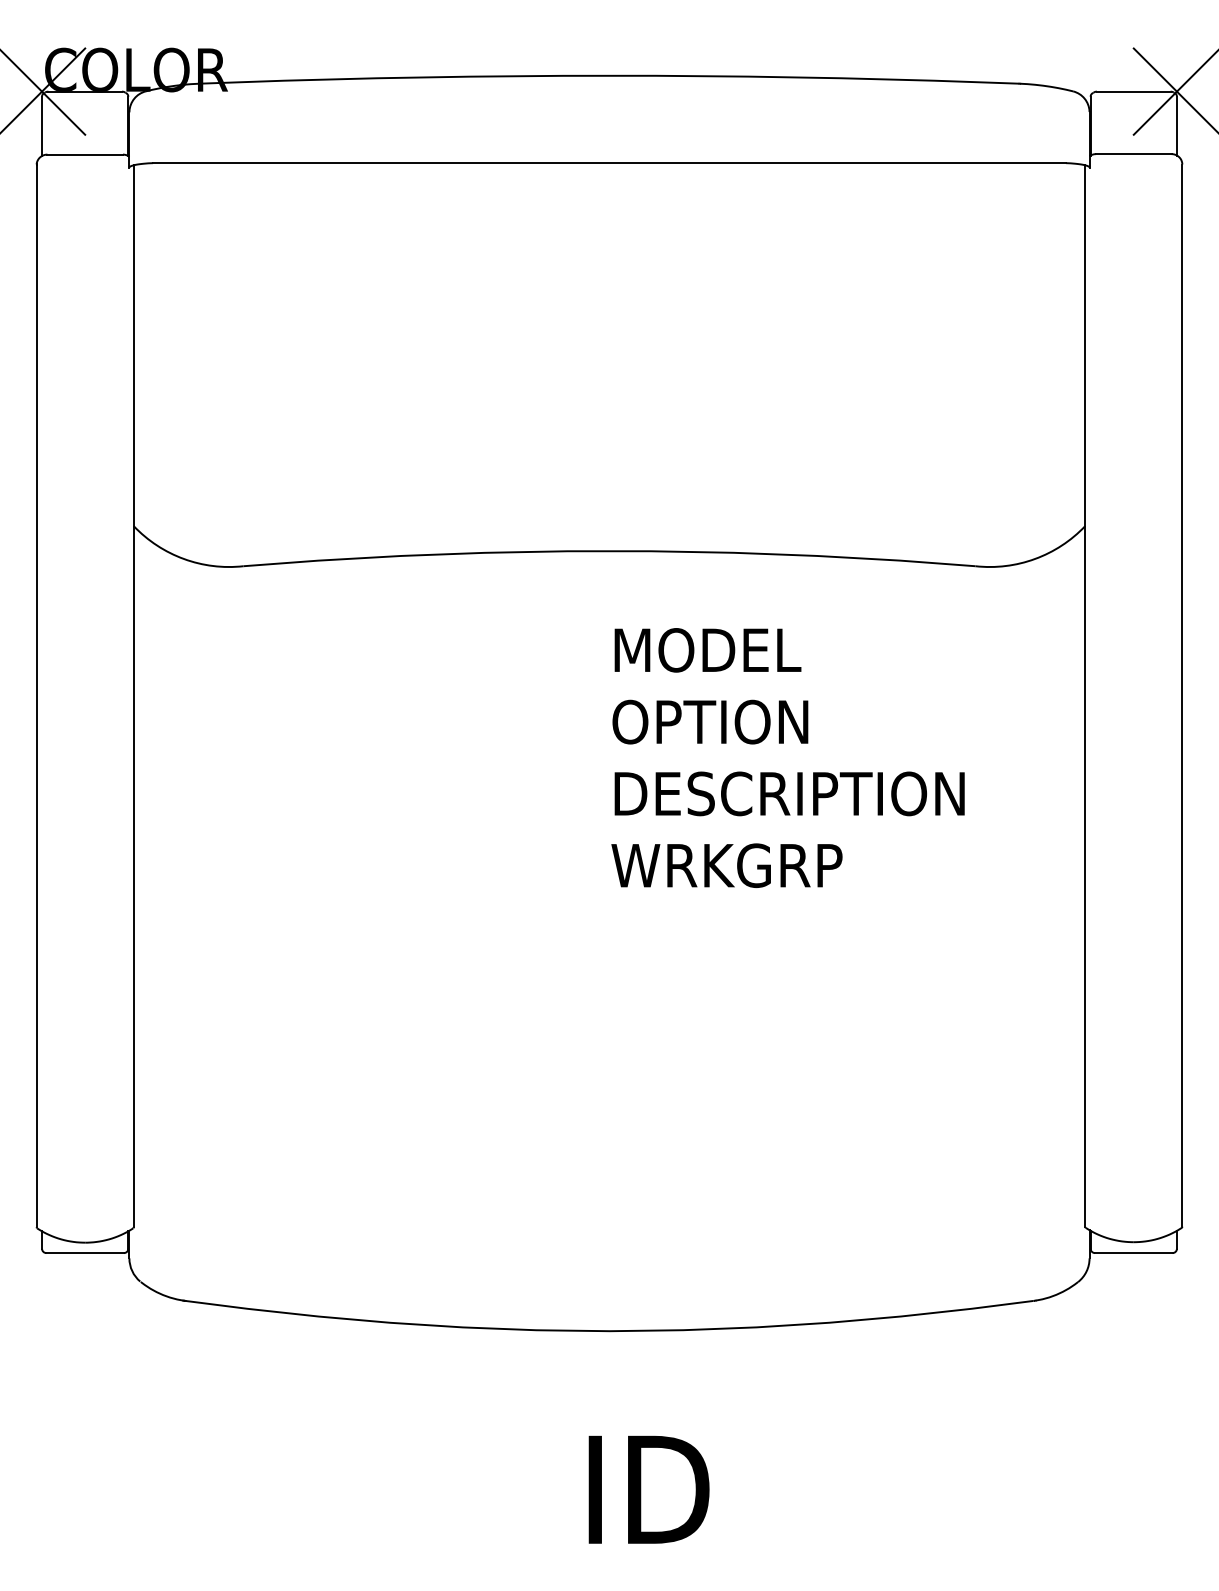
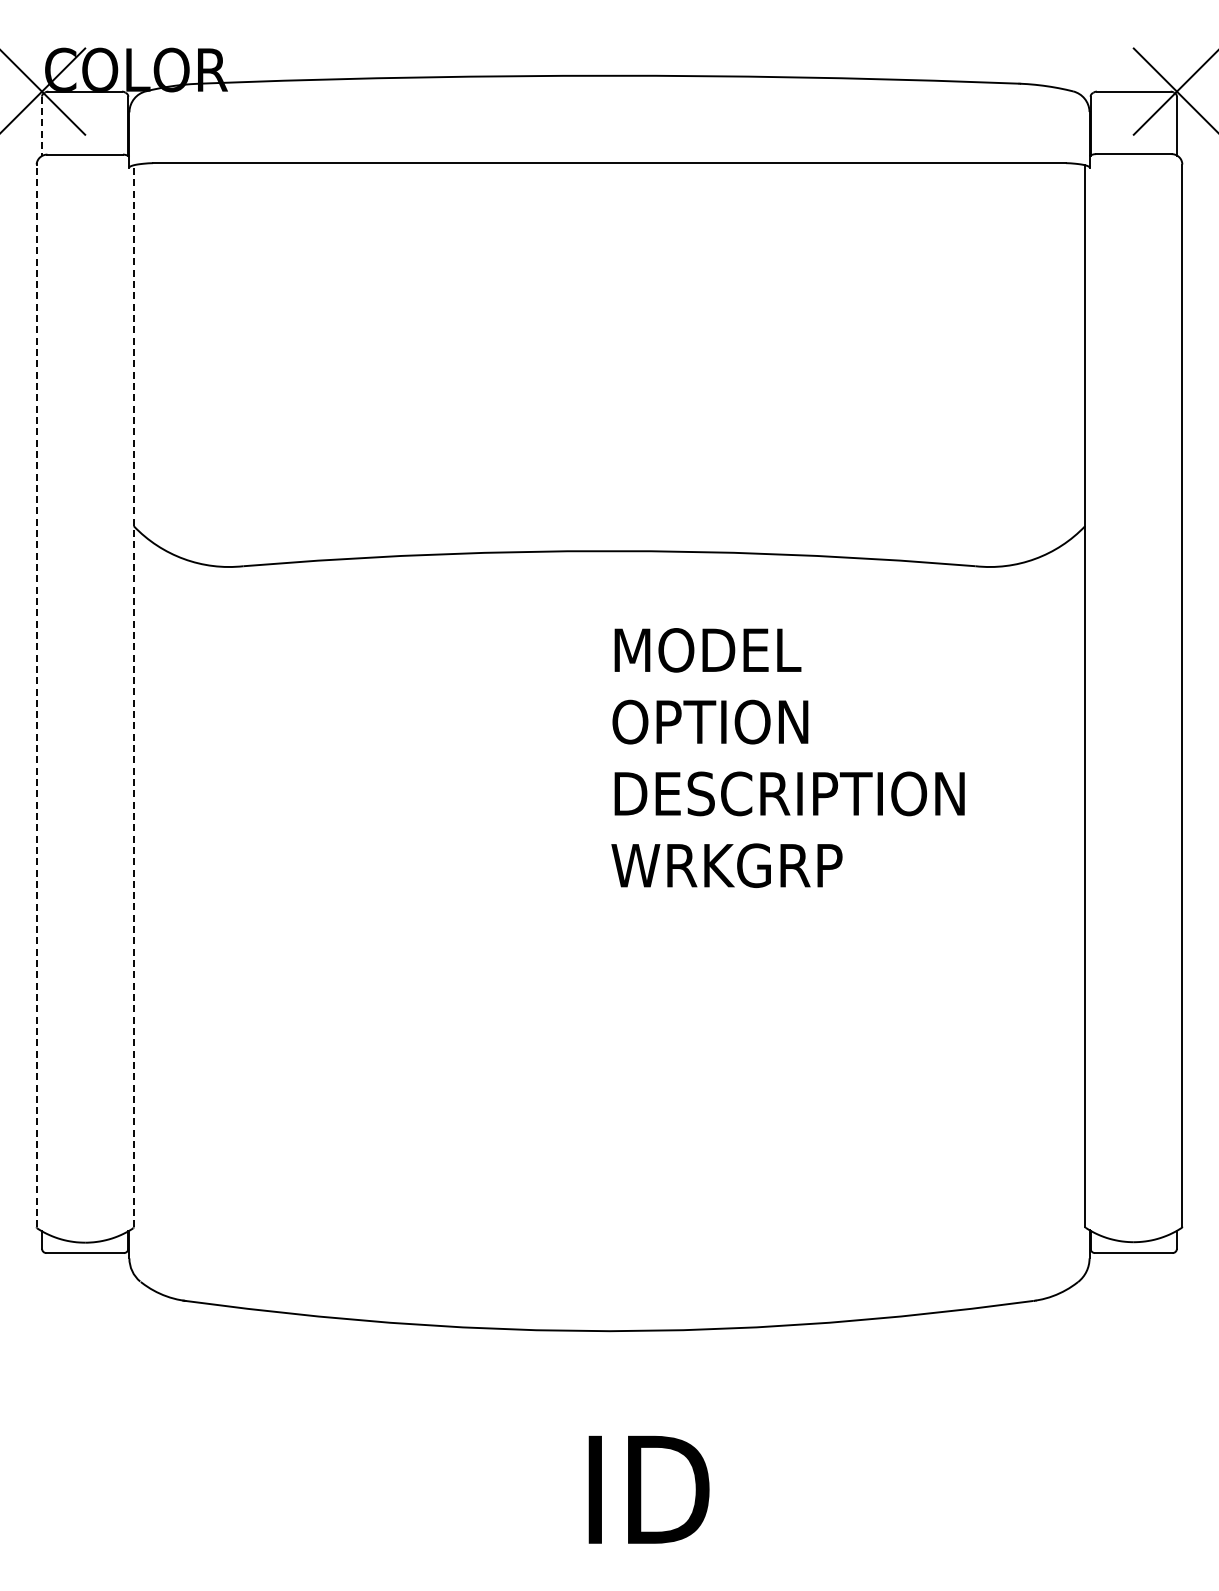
line: solid -> dashed (42, 126)
line: solid -> dashed (36, 695)
line: solid -> dashed (133, 696)
